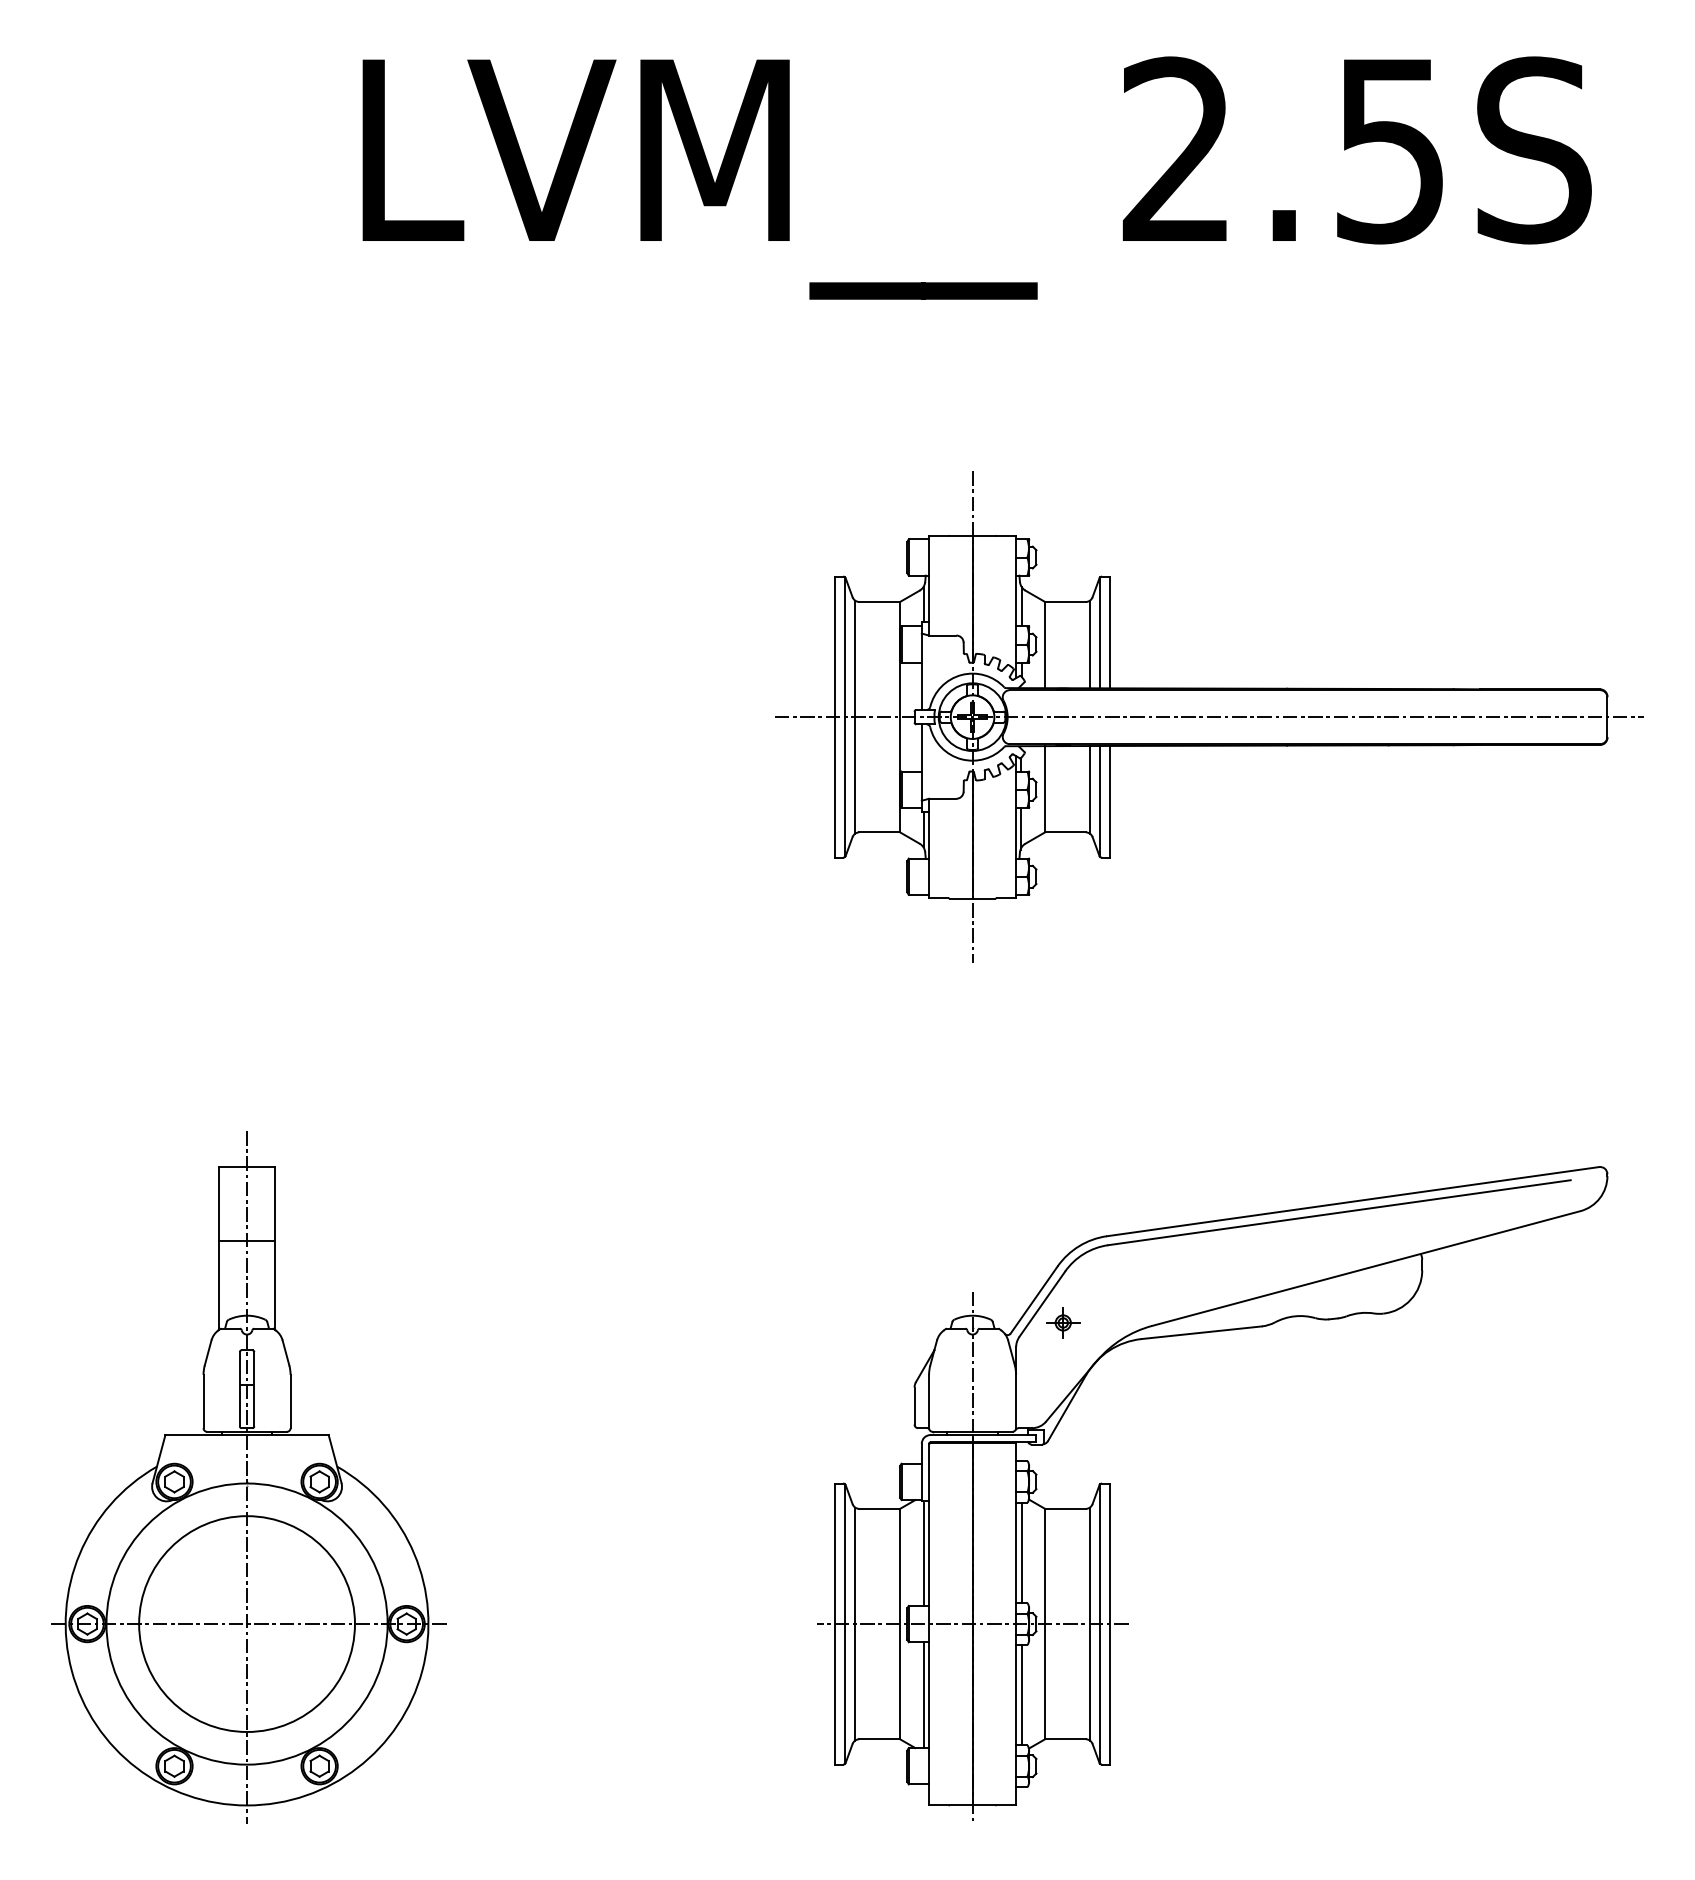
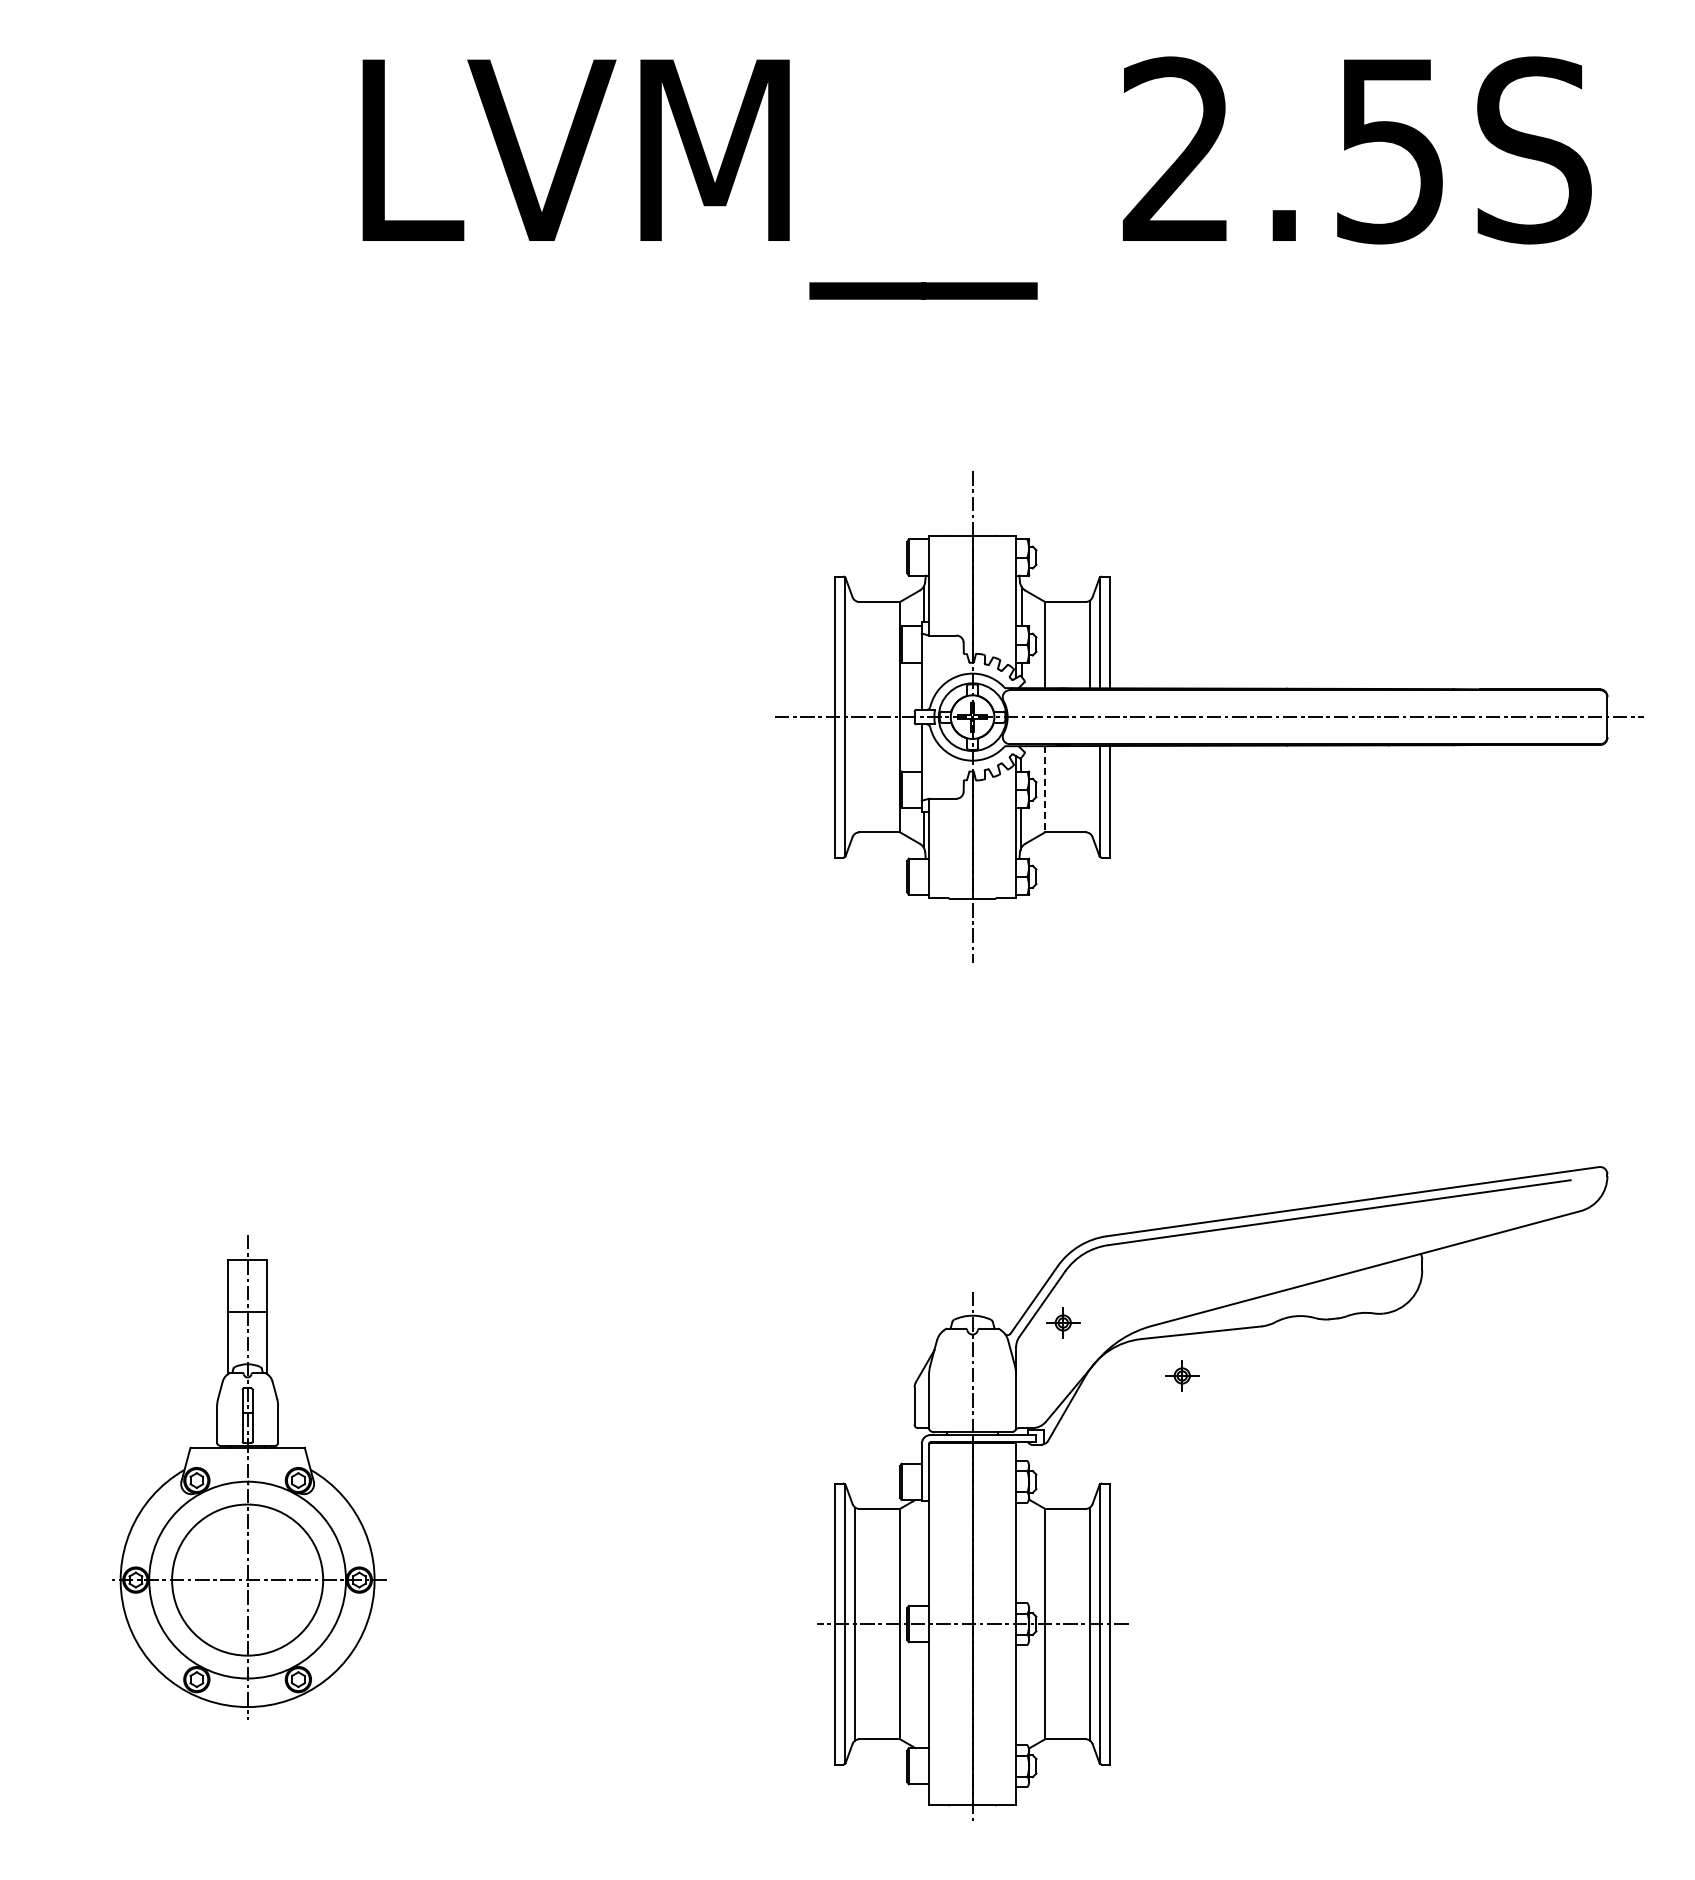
line: present -> none (855, 716)
line: solid -> dashed (1045, 789)
line: present -> none (1089, 789)
part: none -> present (1182, 1375)
part size: 396x693 px -> 275x485 px (249, 1477)
line: present -> none (1021, 1553)
line: present -> none (923, 1554)
line: present -> none (923, 1695)
line: present -> none (1021, 1695)
